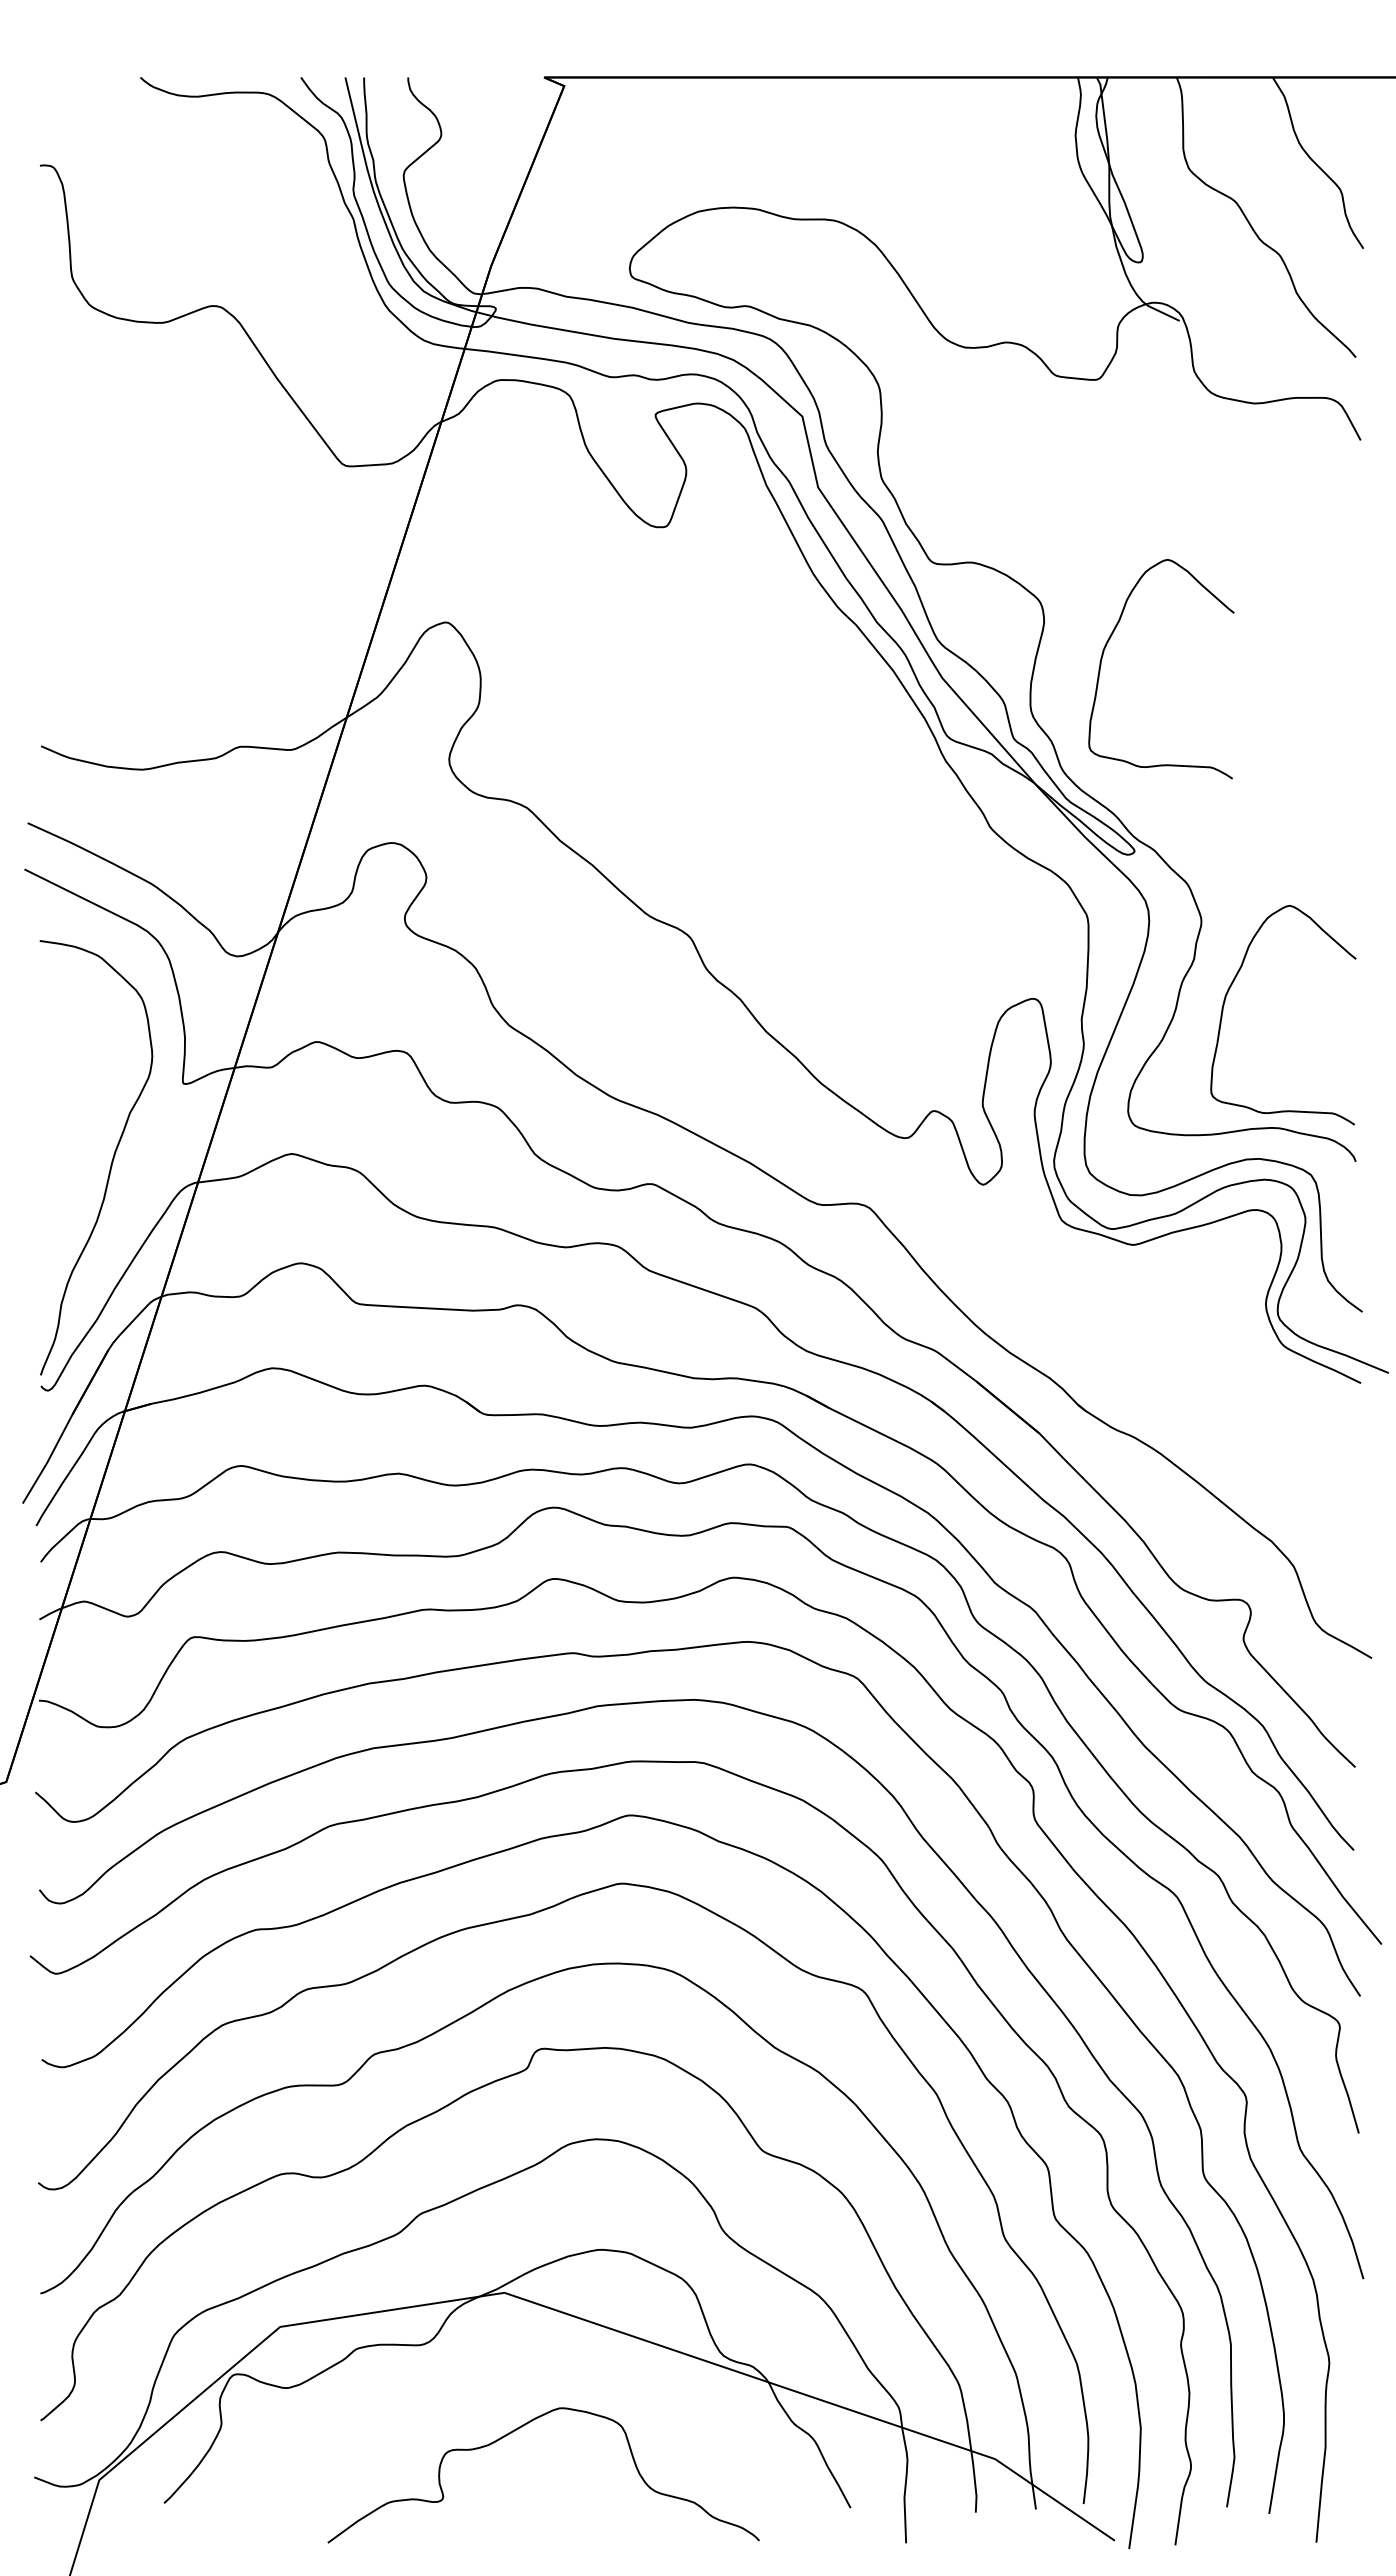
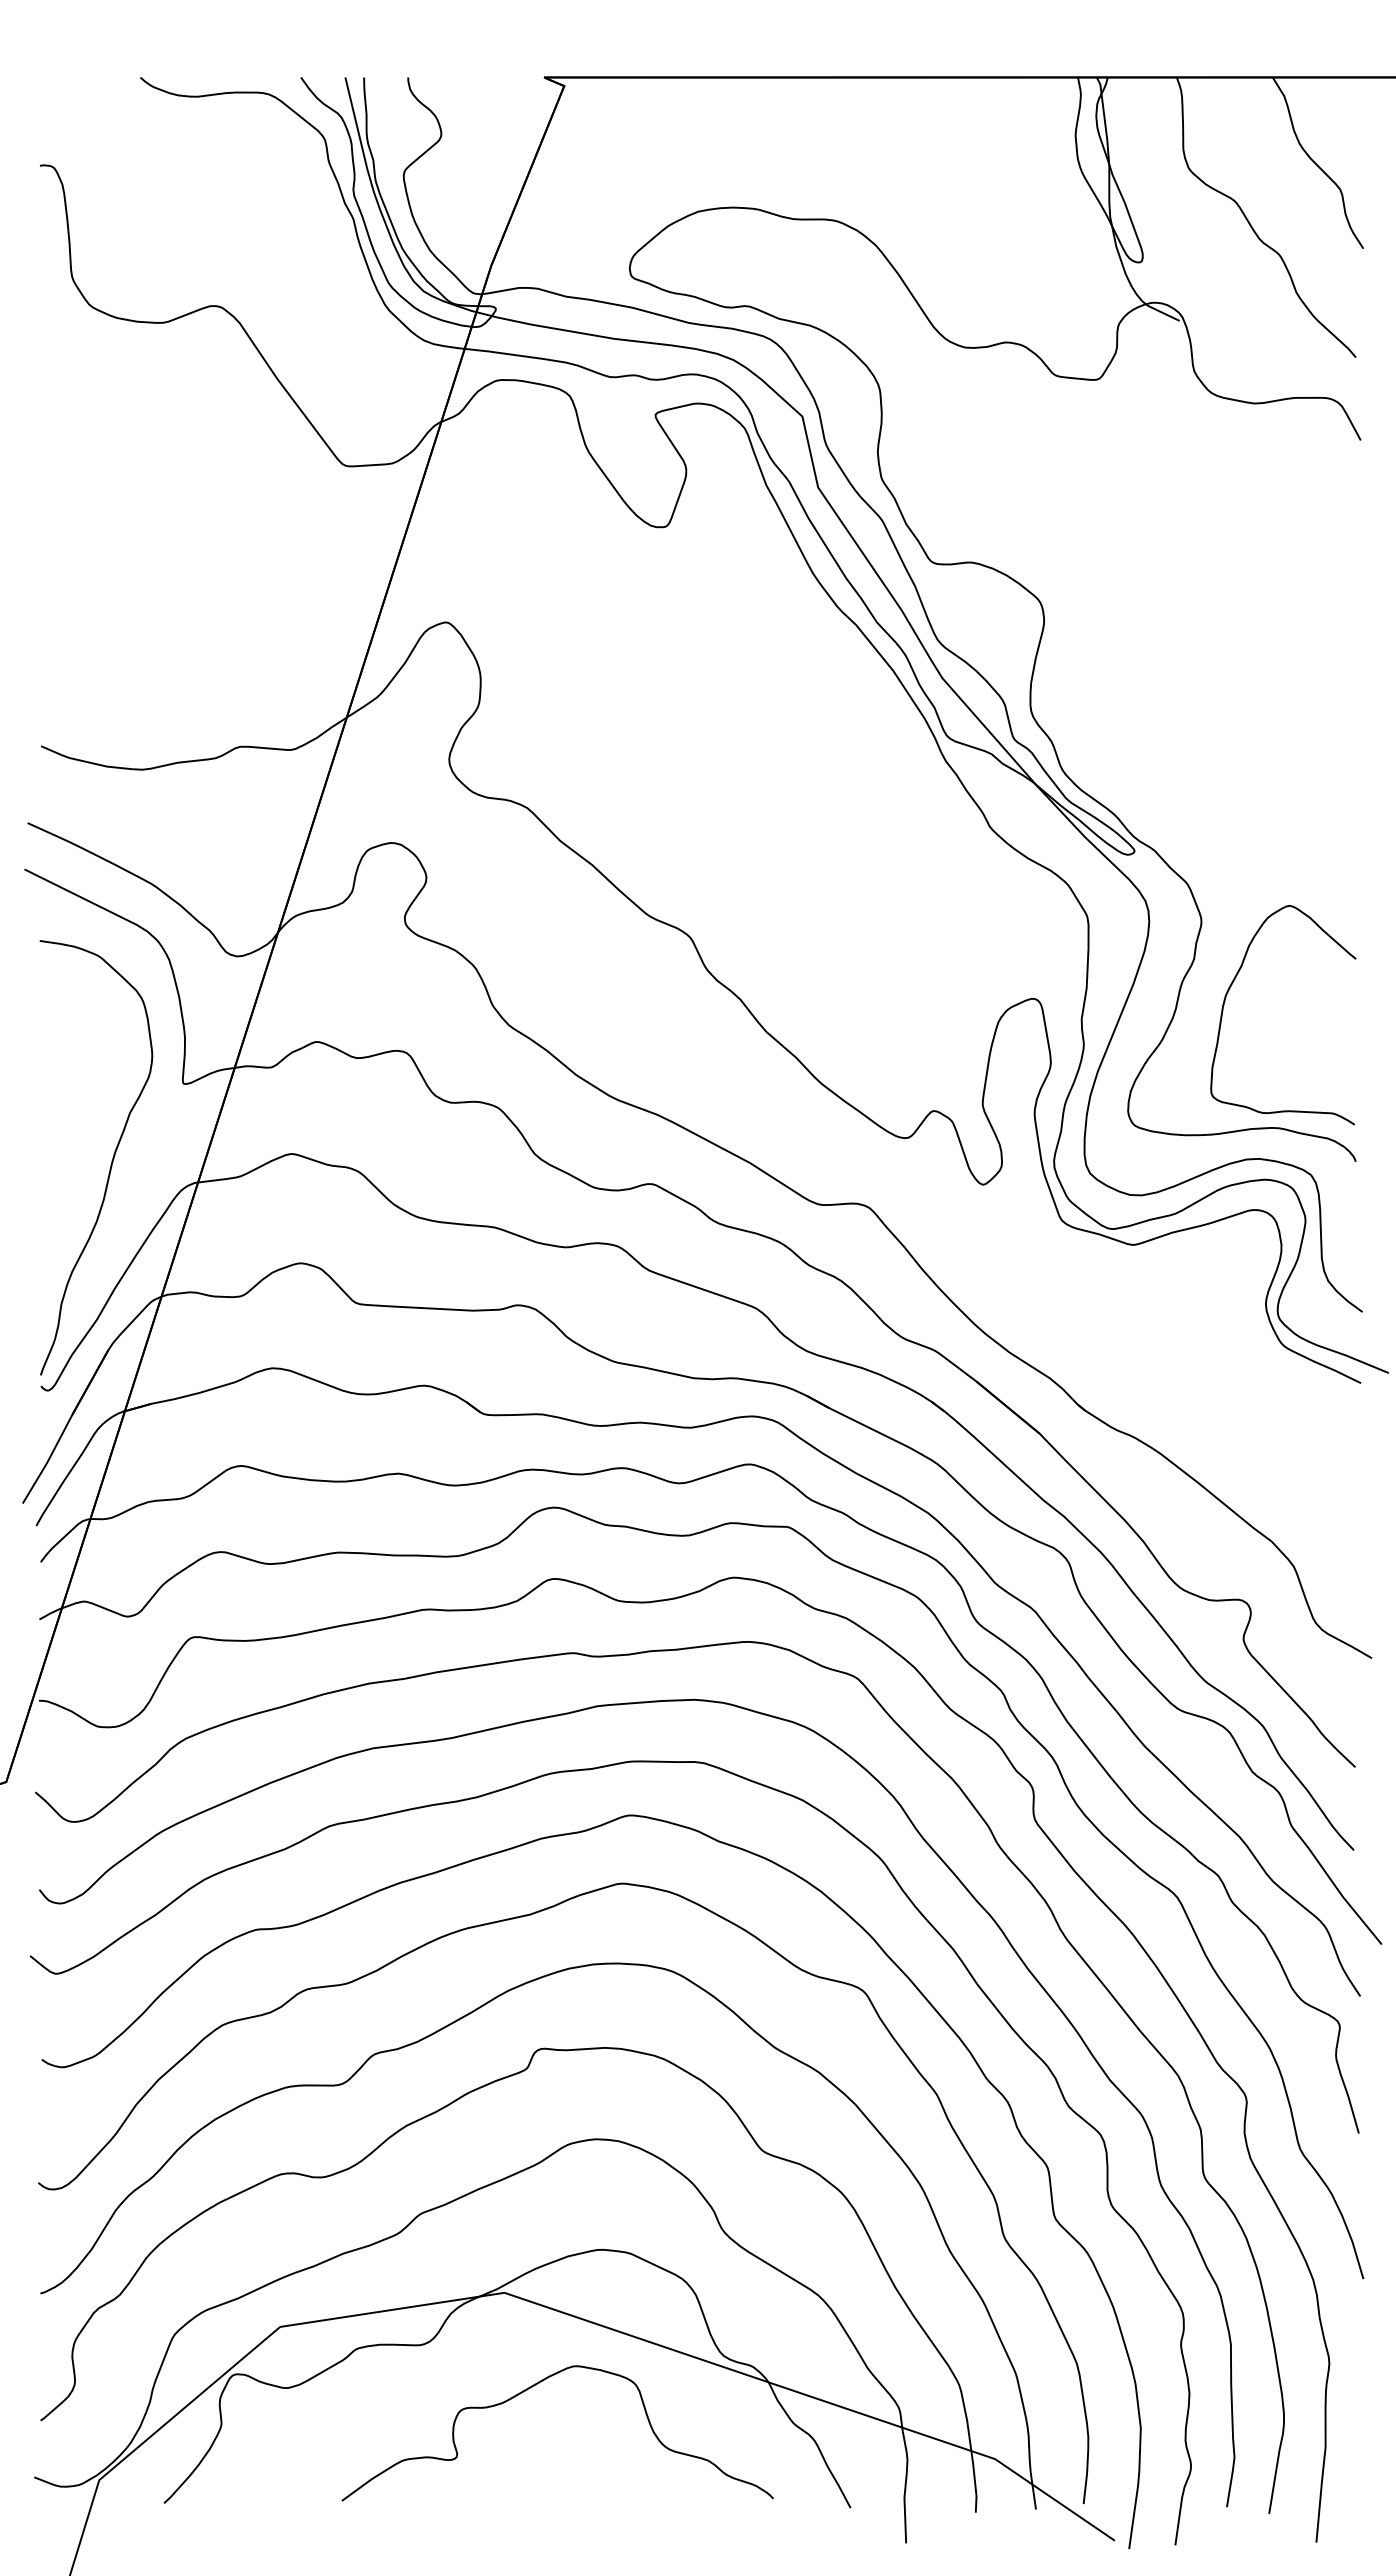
curve: present -> none (1108, 642)
curve position: (520, 2428) -> (534, 2386) (534, 2386)
